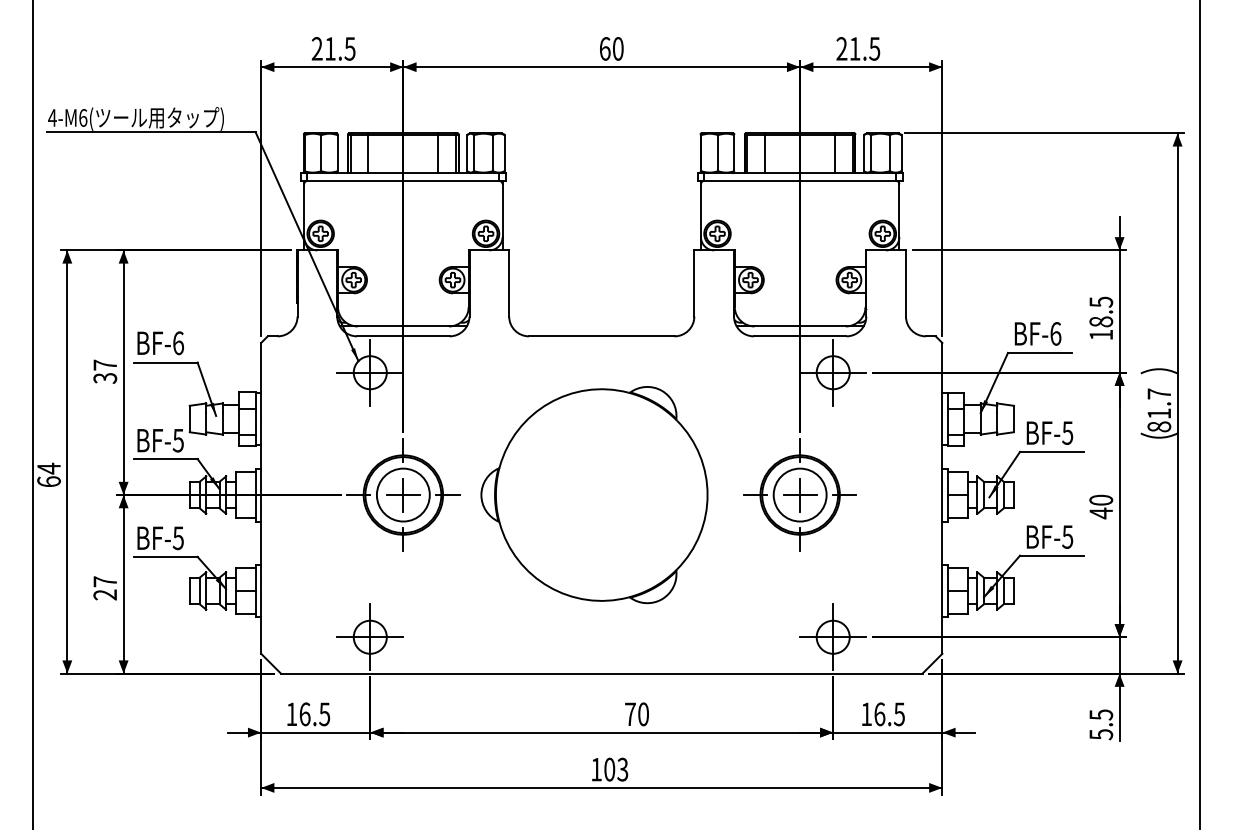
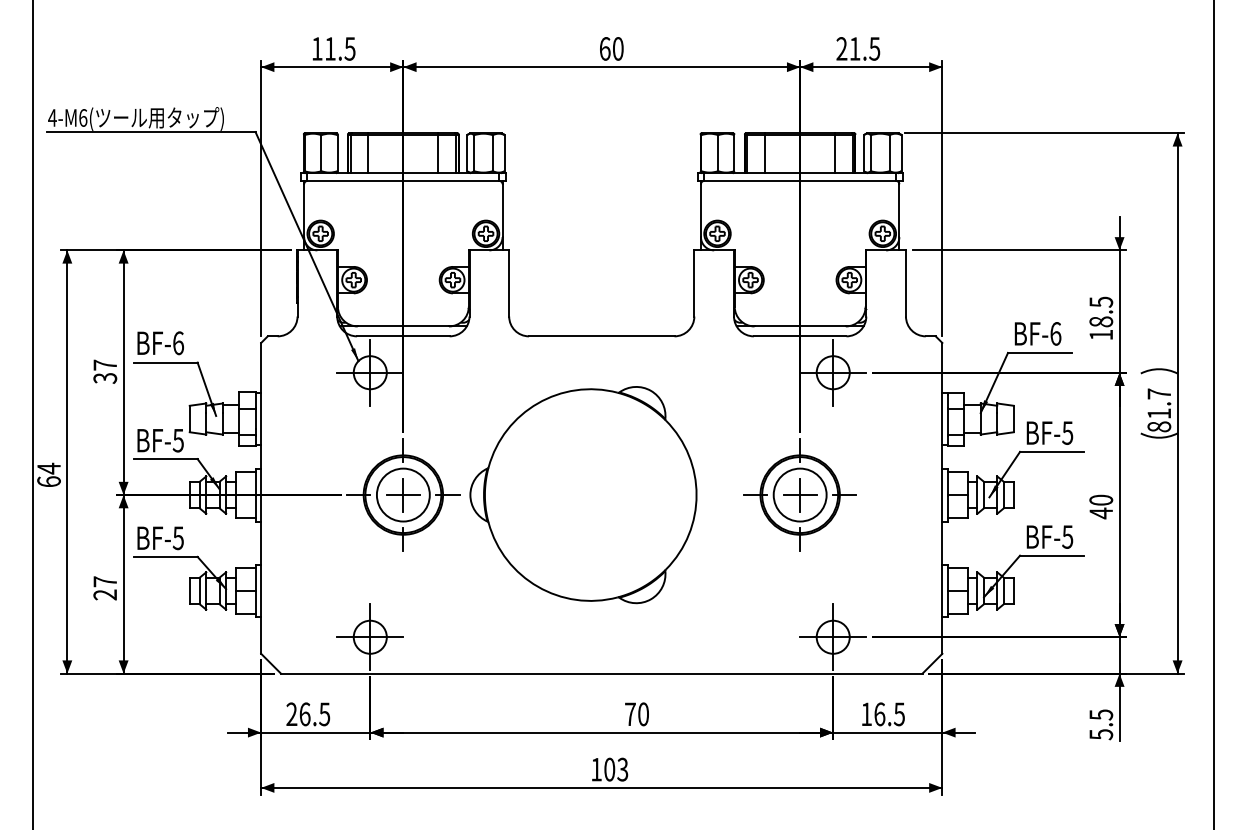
text: 21.5 -> 11.5 (316, 48)
line position: (1199, 414) -> (1213, 414) (1213, 414)
part position: (594, 495) -> (583, 495) (583, 495)
text: 16.5 -> 26.5 (291, 713)
